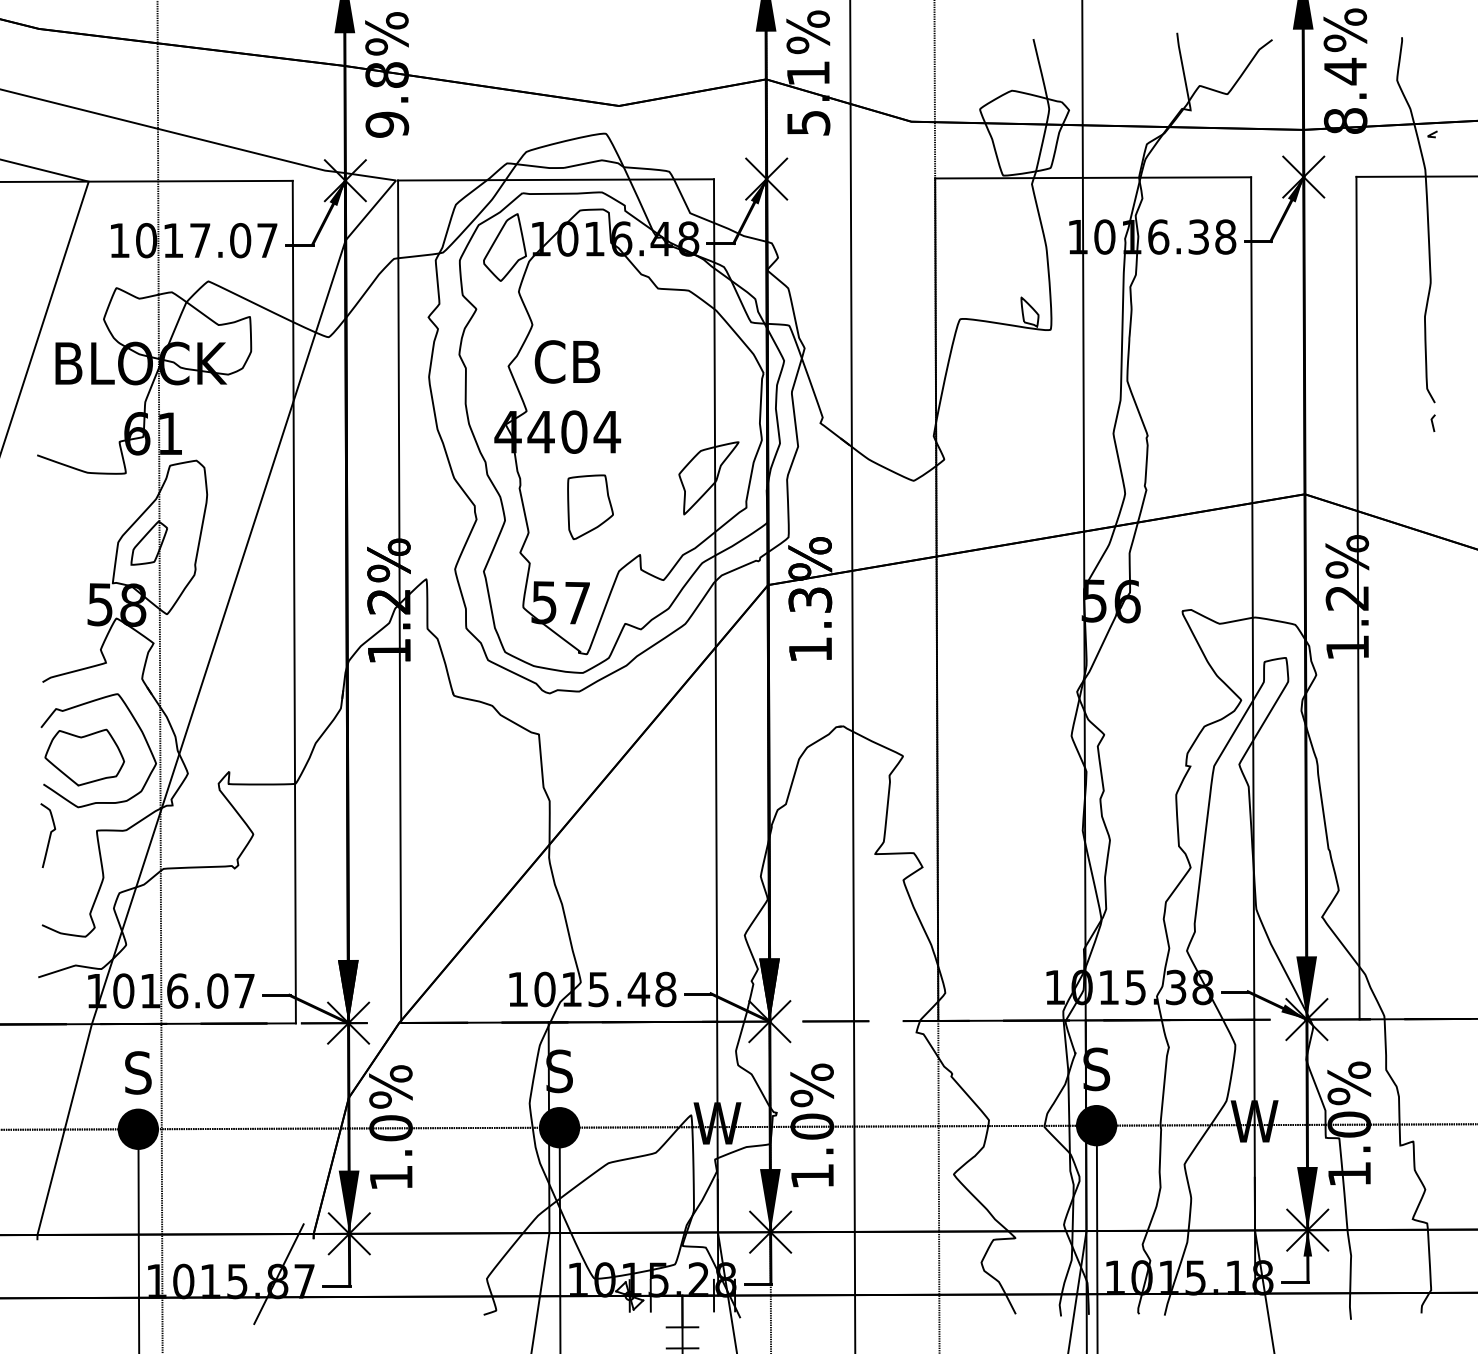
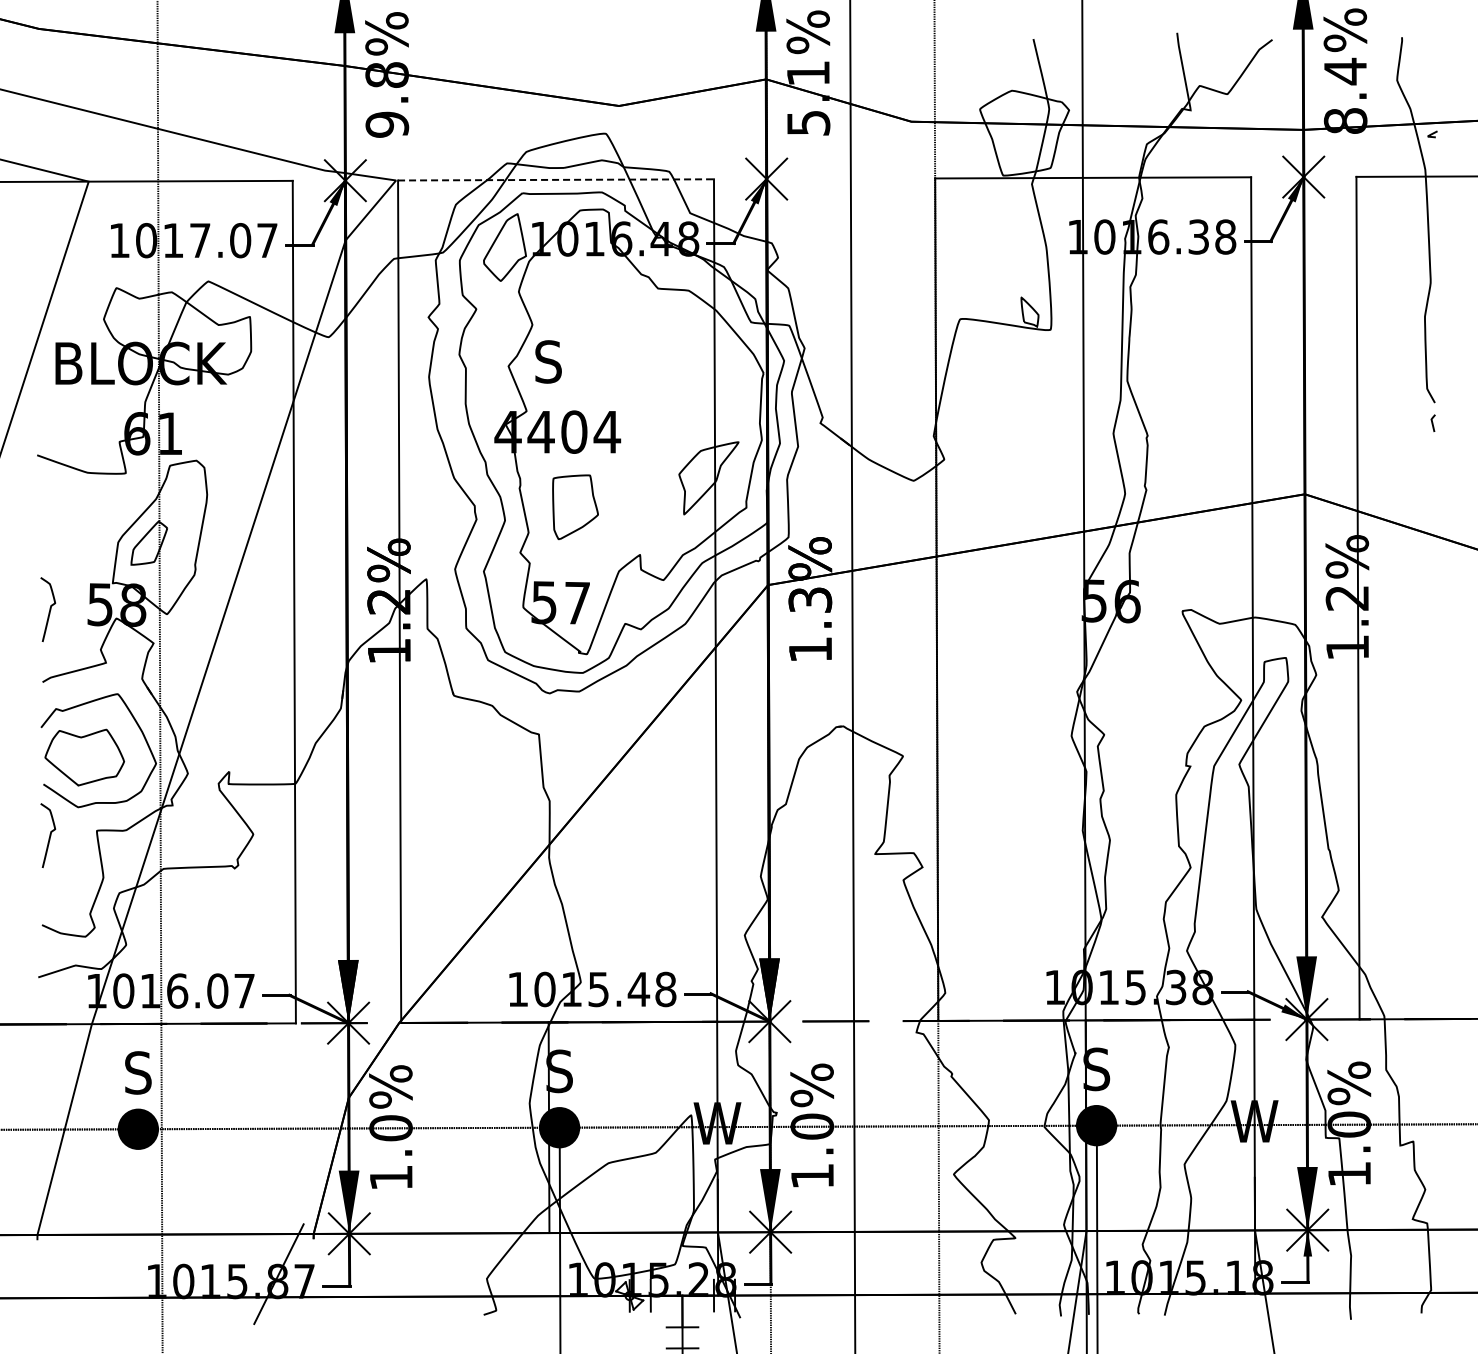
line: solid -> dashed (556, 179)
text: CB -> S (567, 361)
part position: (590, 507) -> (575, 507) (575, 507)
curve: none -> present (49, 609)
line: present -> none (138, 1239)
line: present -> none (540, 1291)
